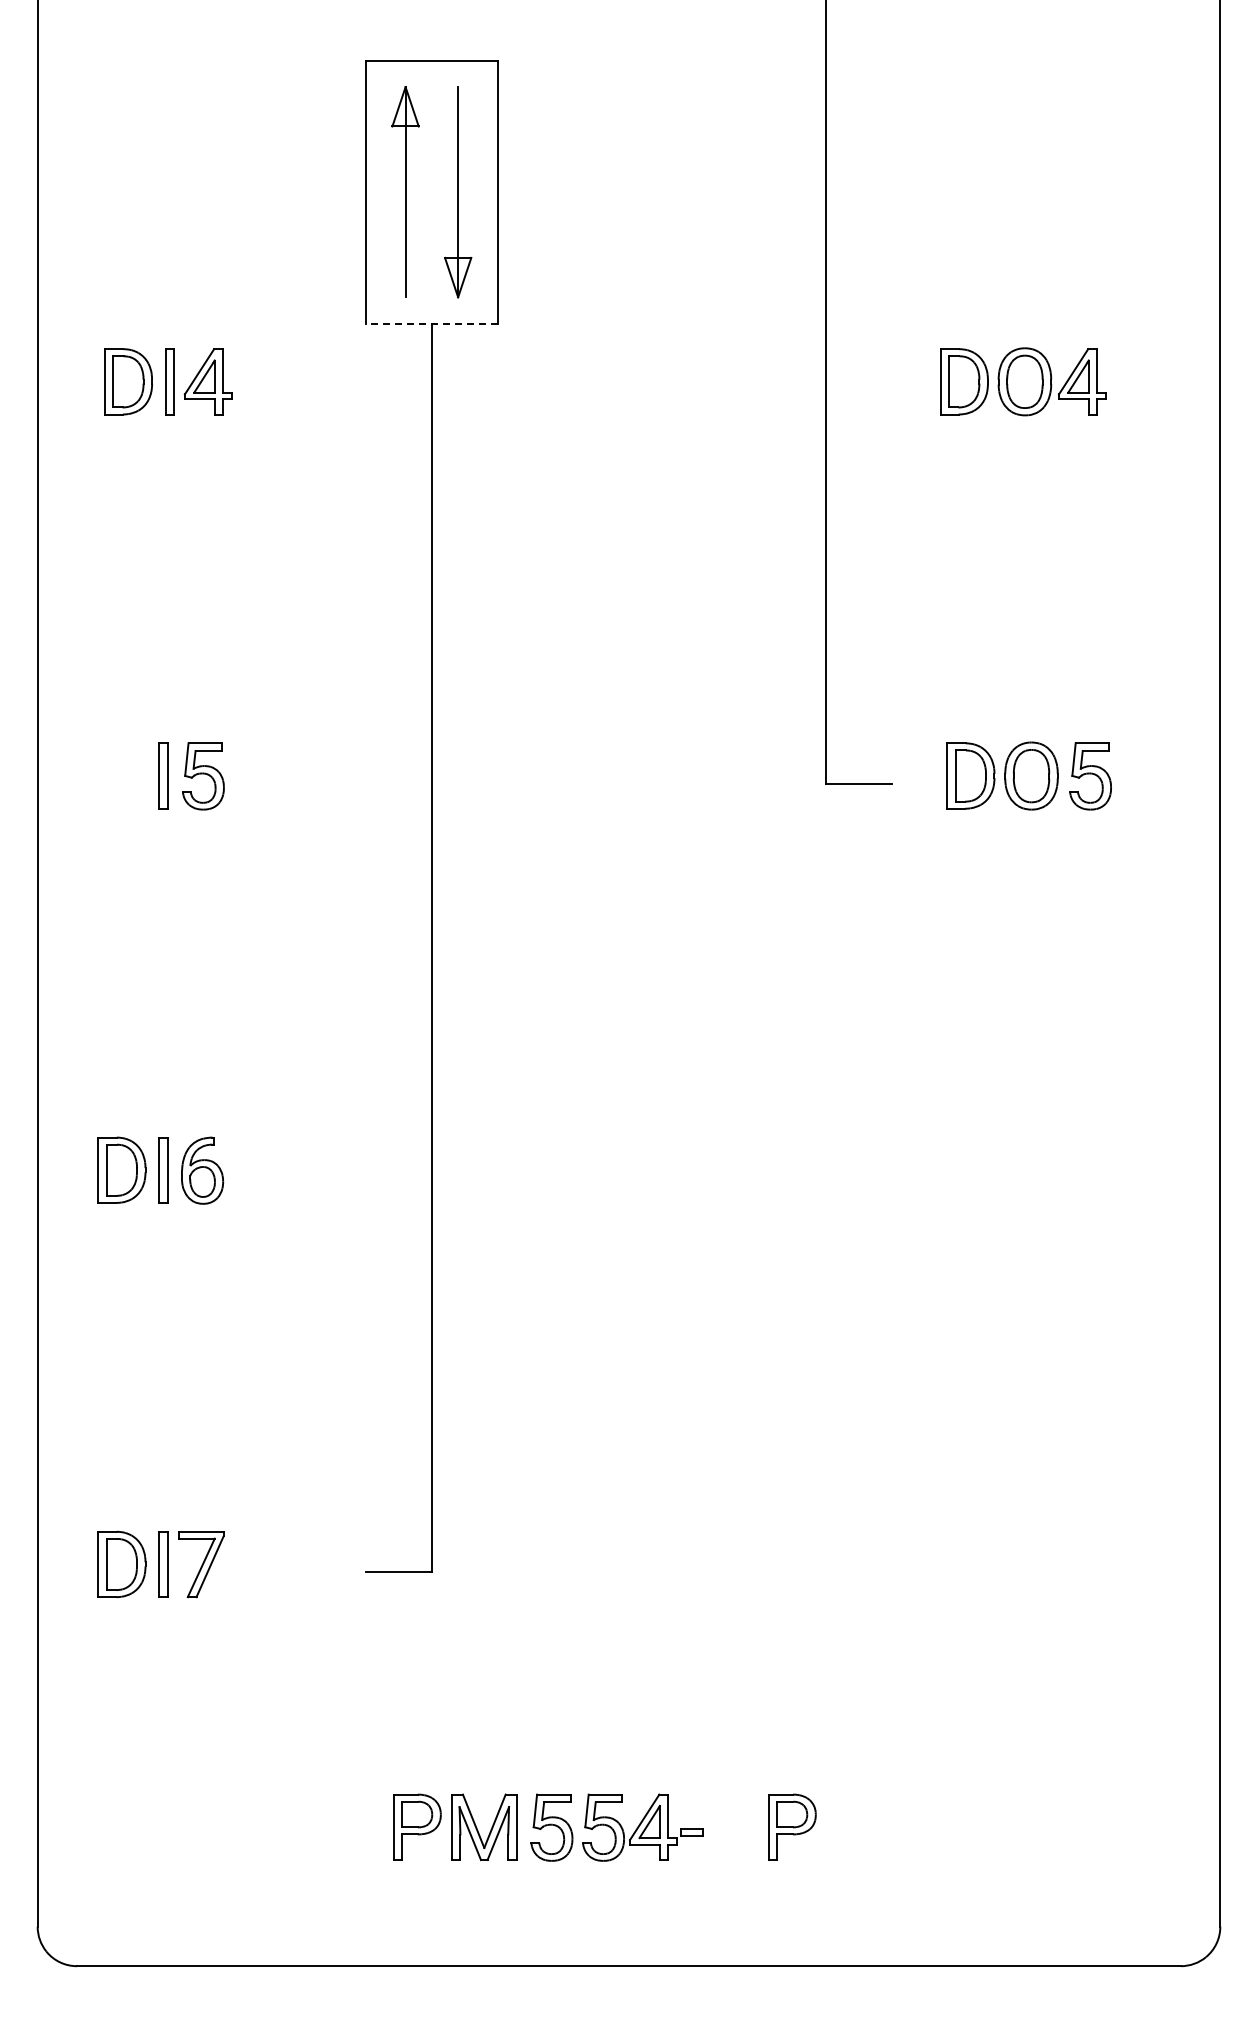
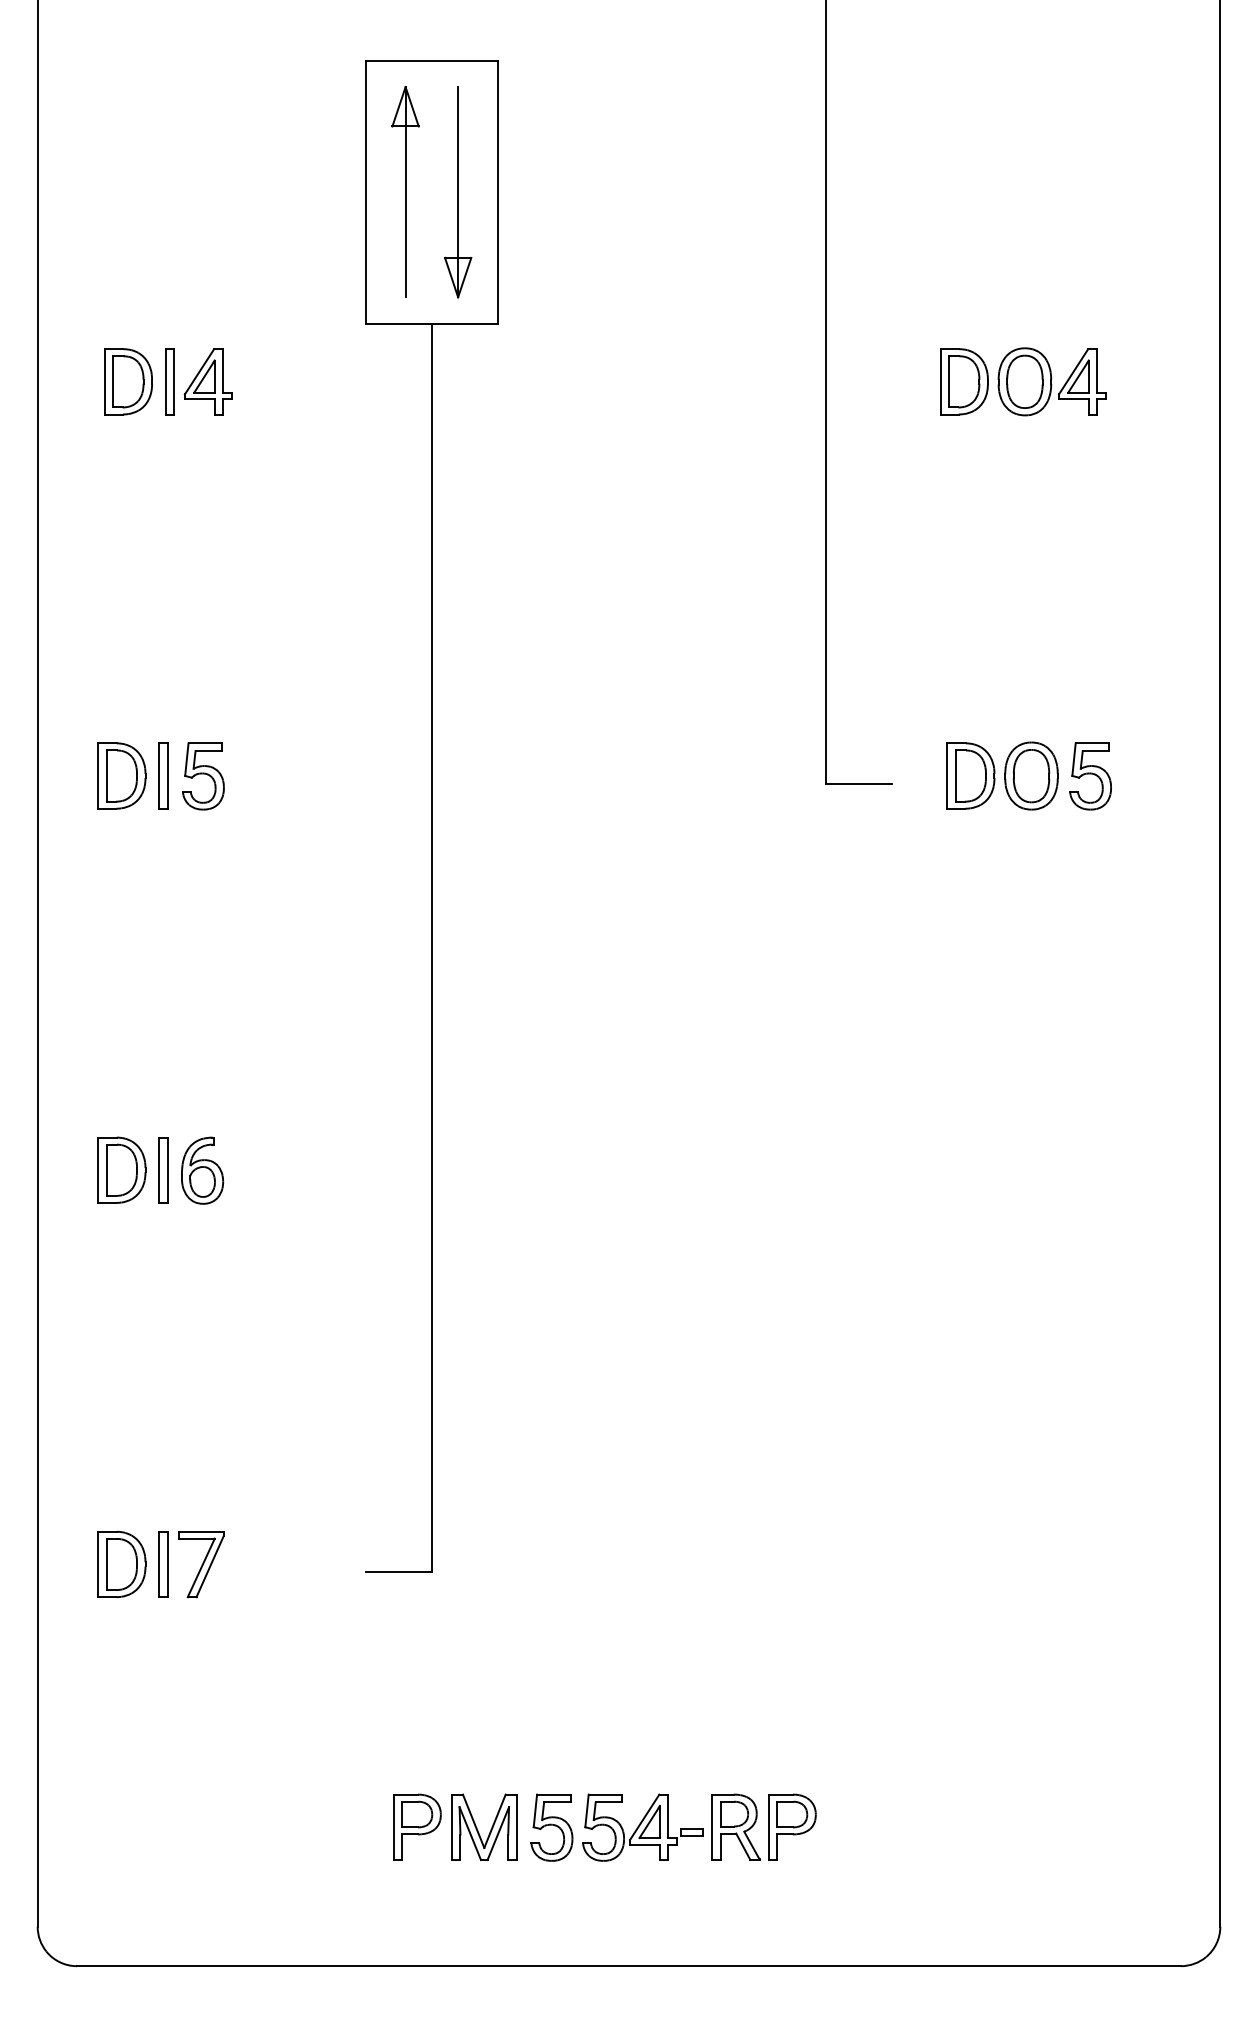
line: dashed -> solid (431, 323)
part: none -> present (121, 775)
part: none -> present (735, 1826)
